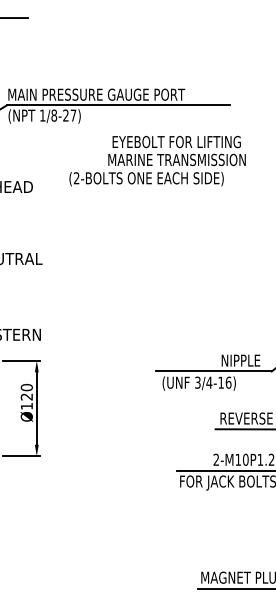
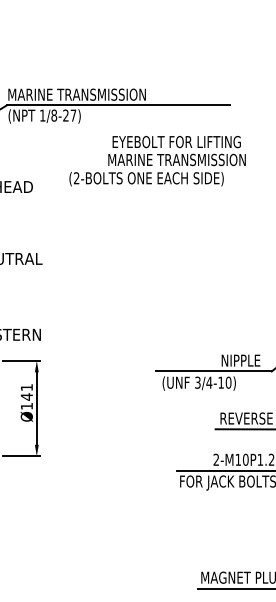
line: present -> none (14, 18)
text: MAIN PRESSURE GAUGE PORT -> MARINE TRANSMISSION (106, 94)
text: 3/4-16) -> 3/4-10) (228, 382)
text: Ø120 -> Ø141 (26, 392)
